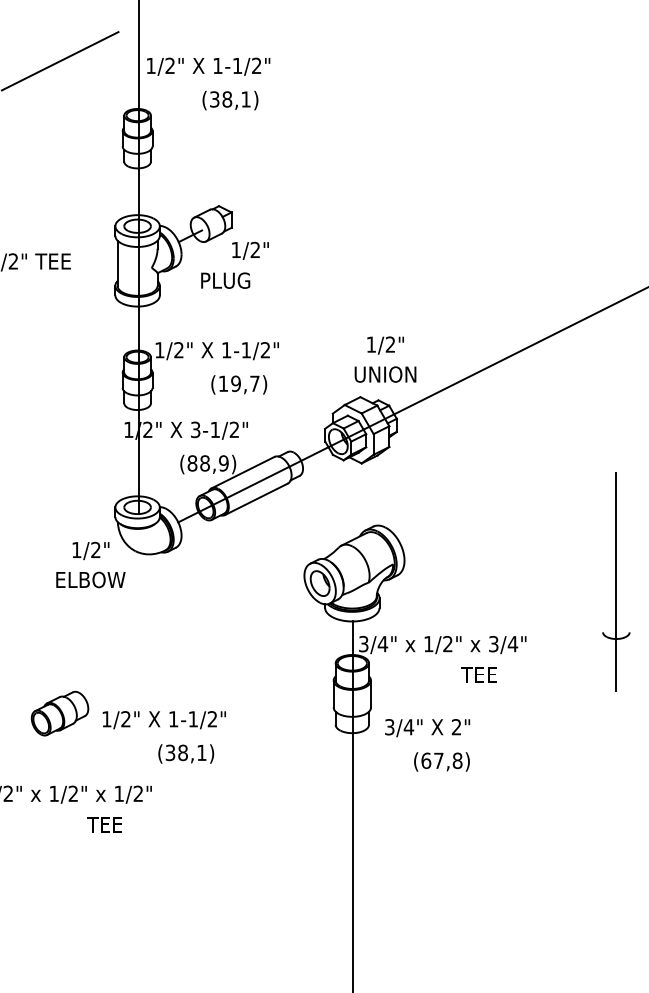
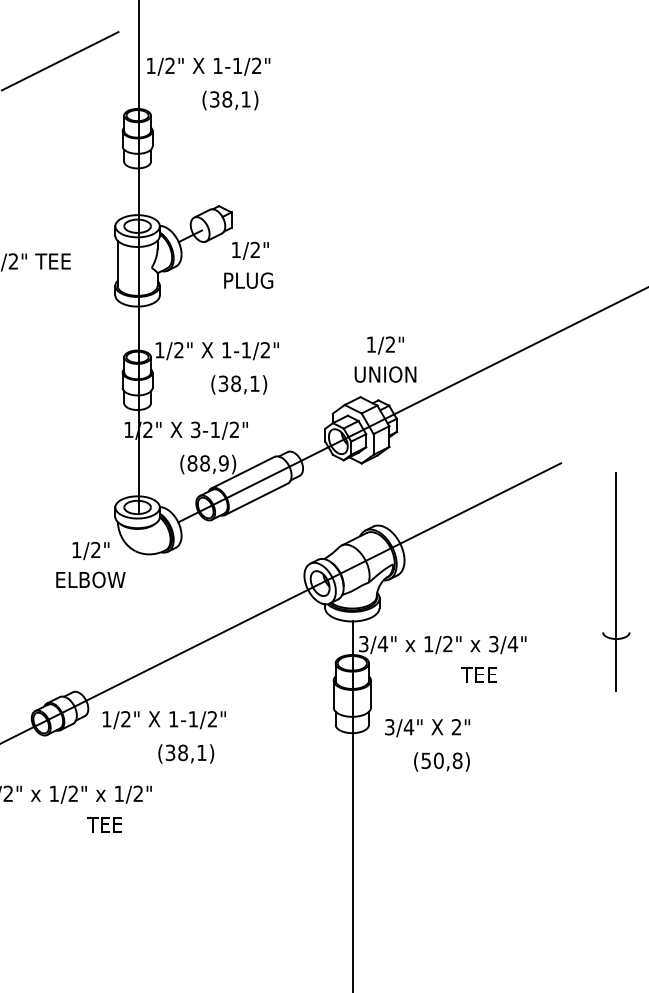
text position: (225, 280) -> (248, 280) (248, 280)
text: (19,7) -> (38,1) (238, 383)
line: none -> present (281, 602)
text: (67,8) -> (50,8) (432, 760)
